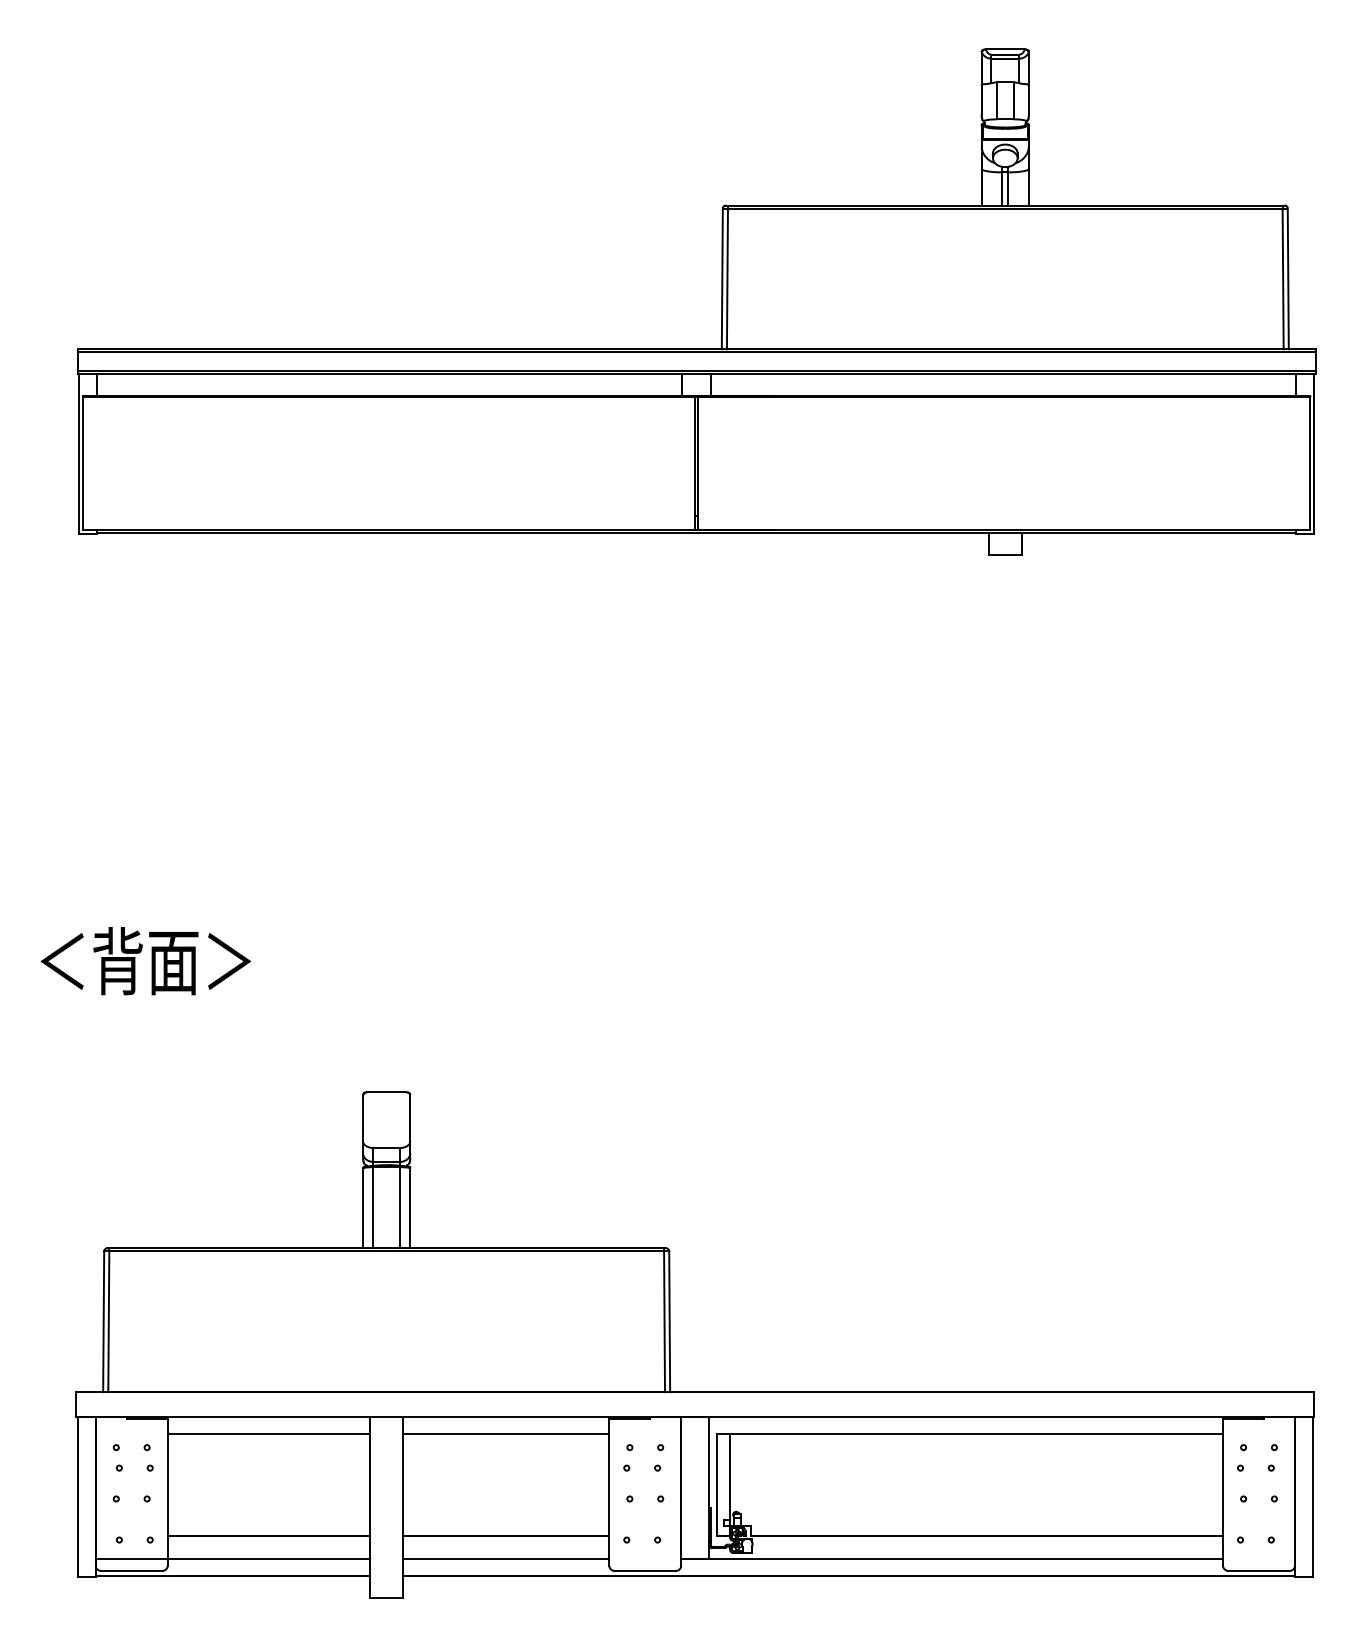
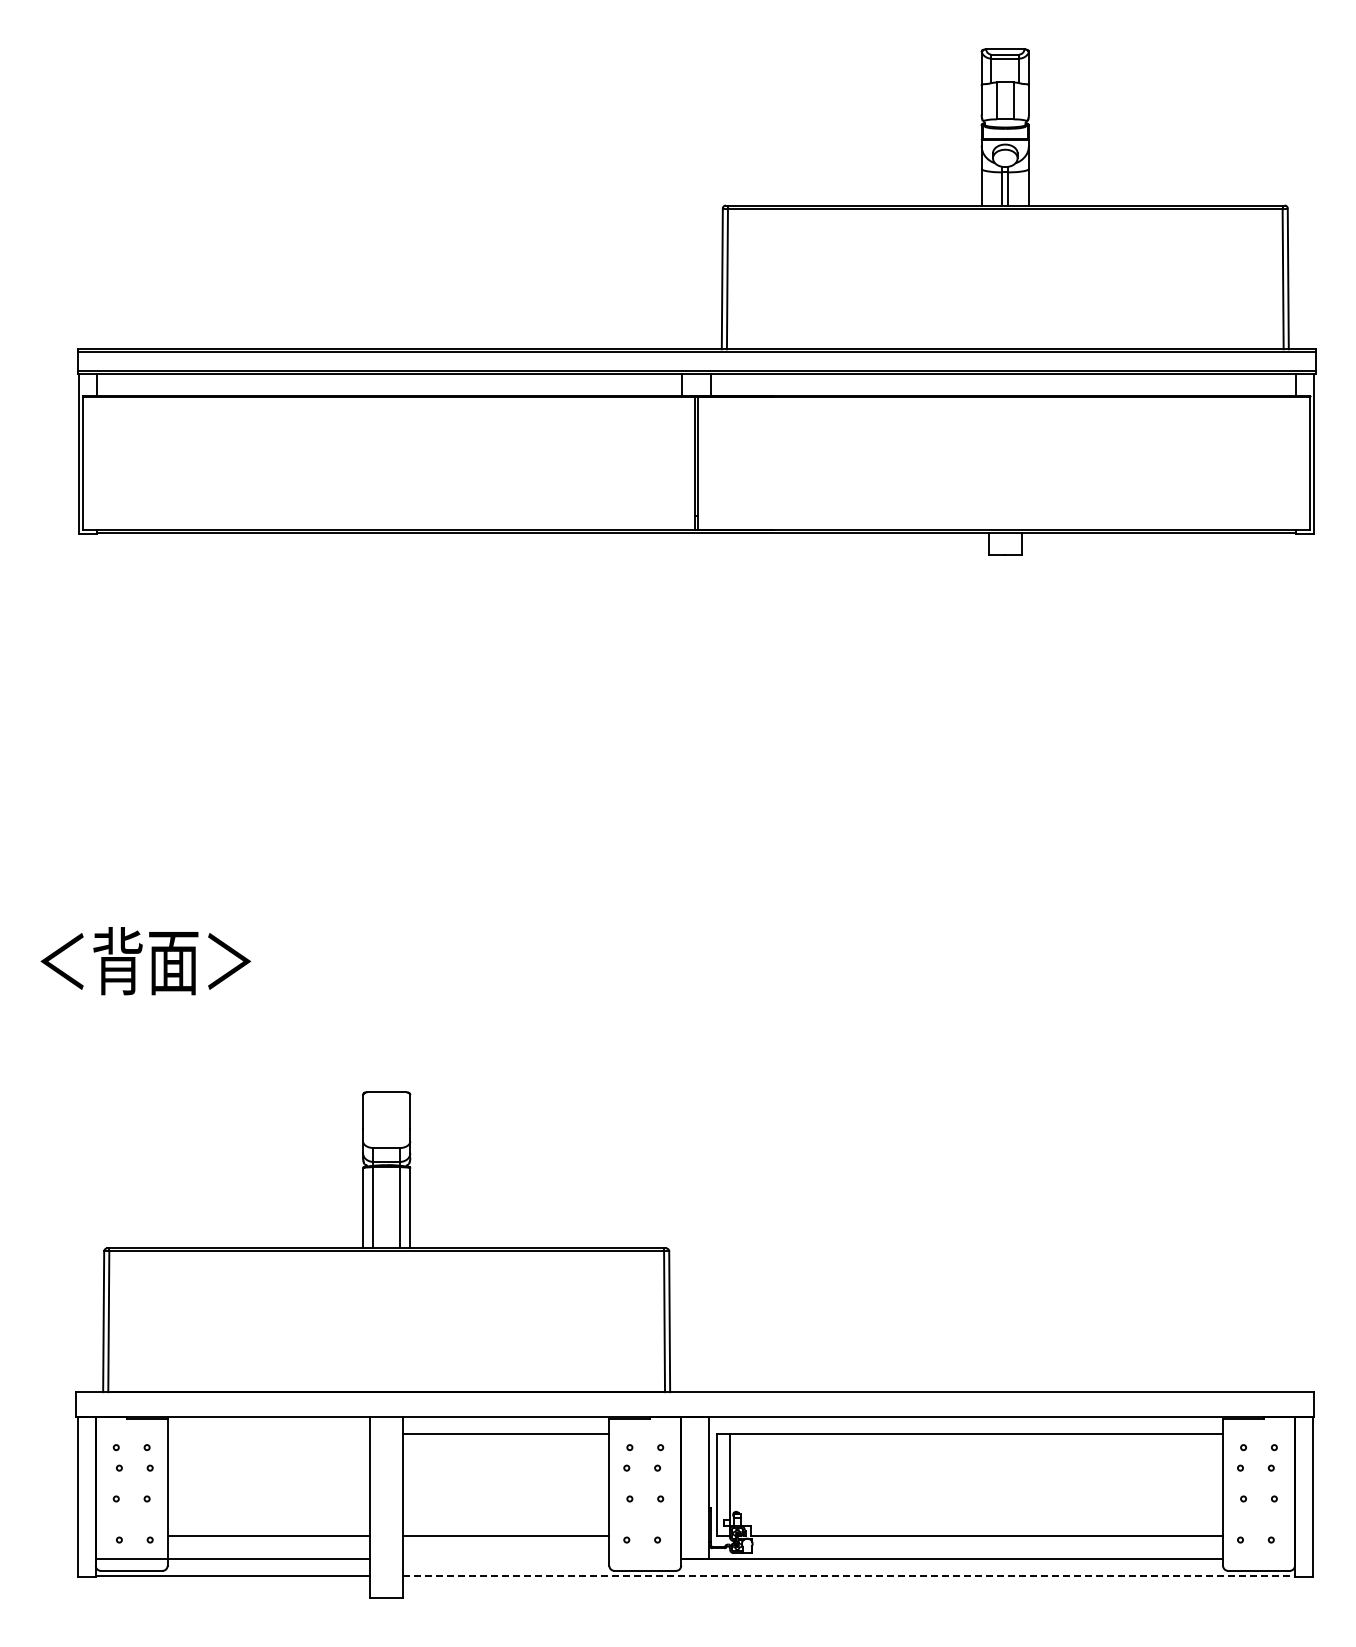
line: present -> none (268, 1433)
line: present -> none (506, 1558)
line: solid -> dashed (849, 1576)
